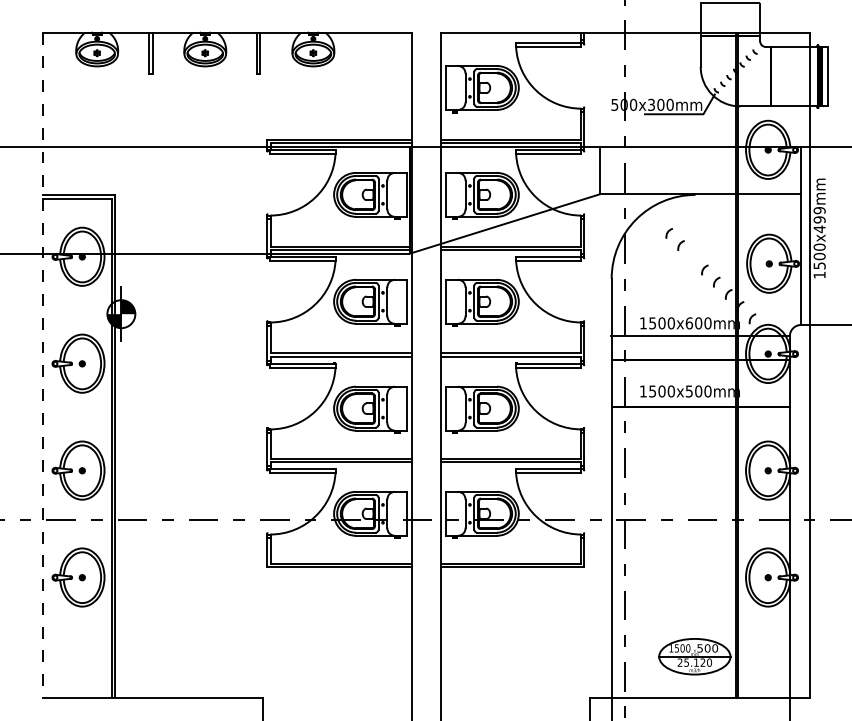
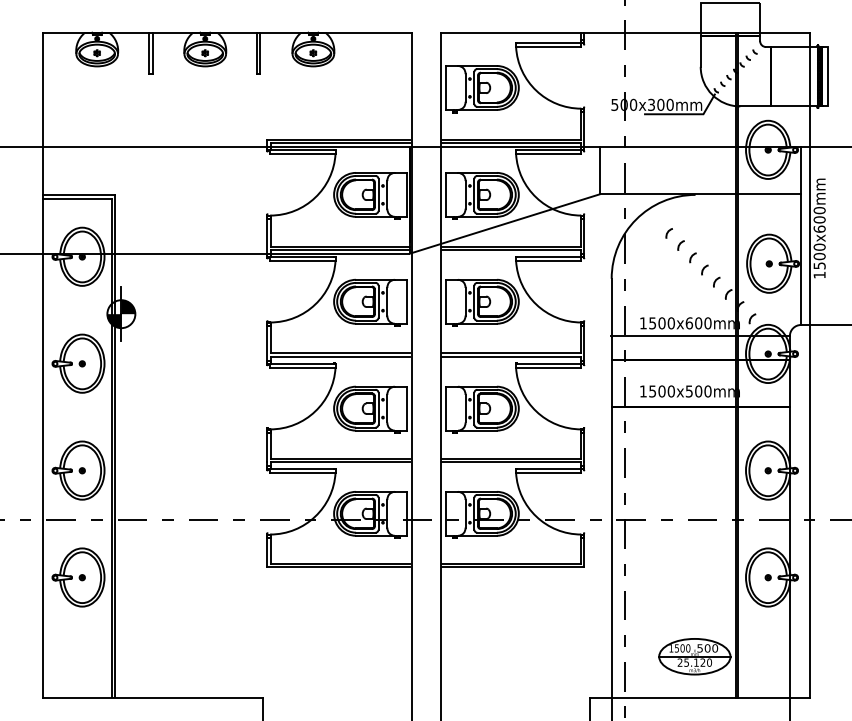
text: 1500x499mm -> 1500x600mm (819, 220)
arc: none -> present (692, 257)
line: dashed -> solid (43, 365)
